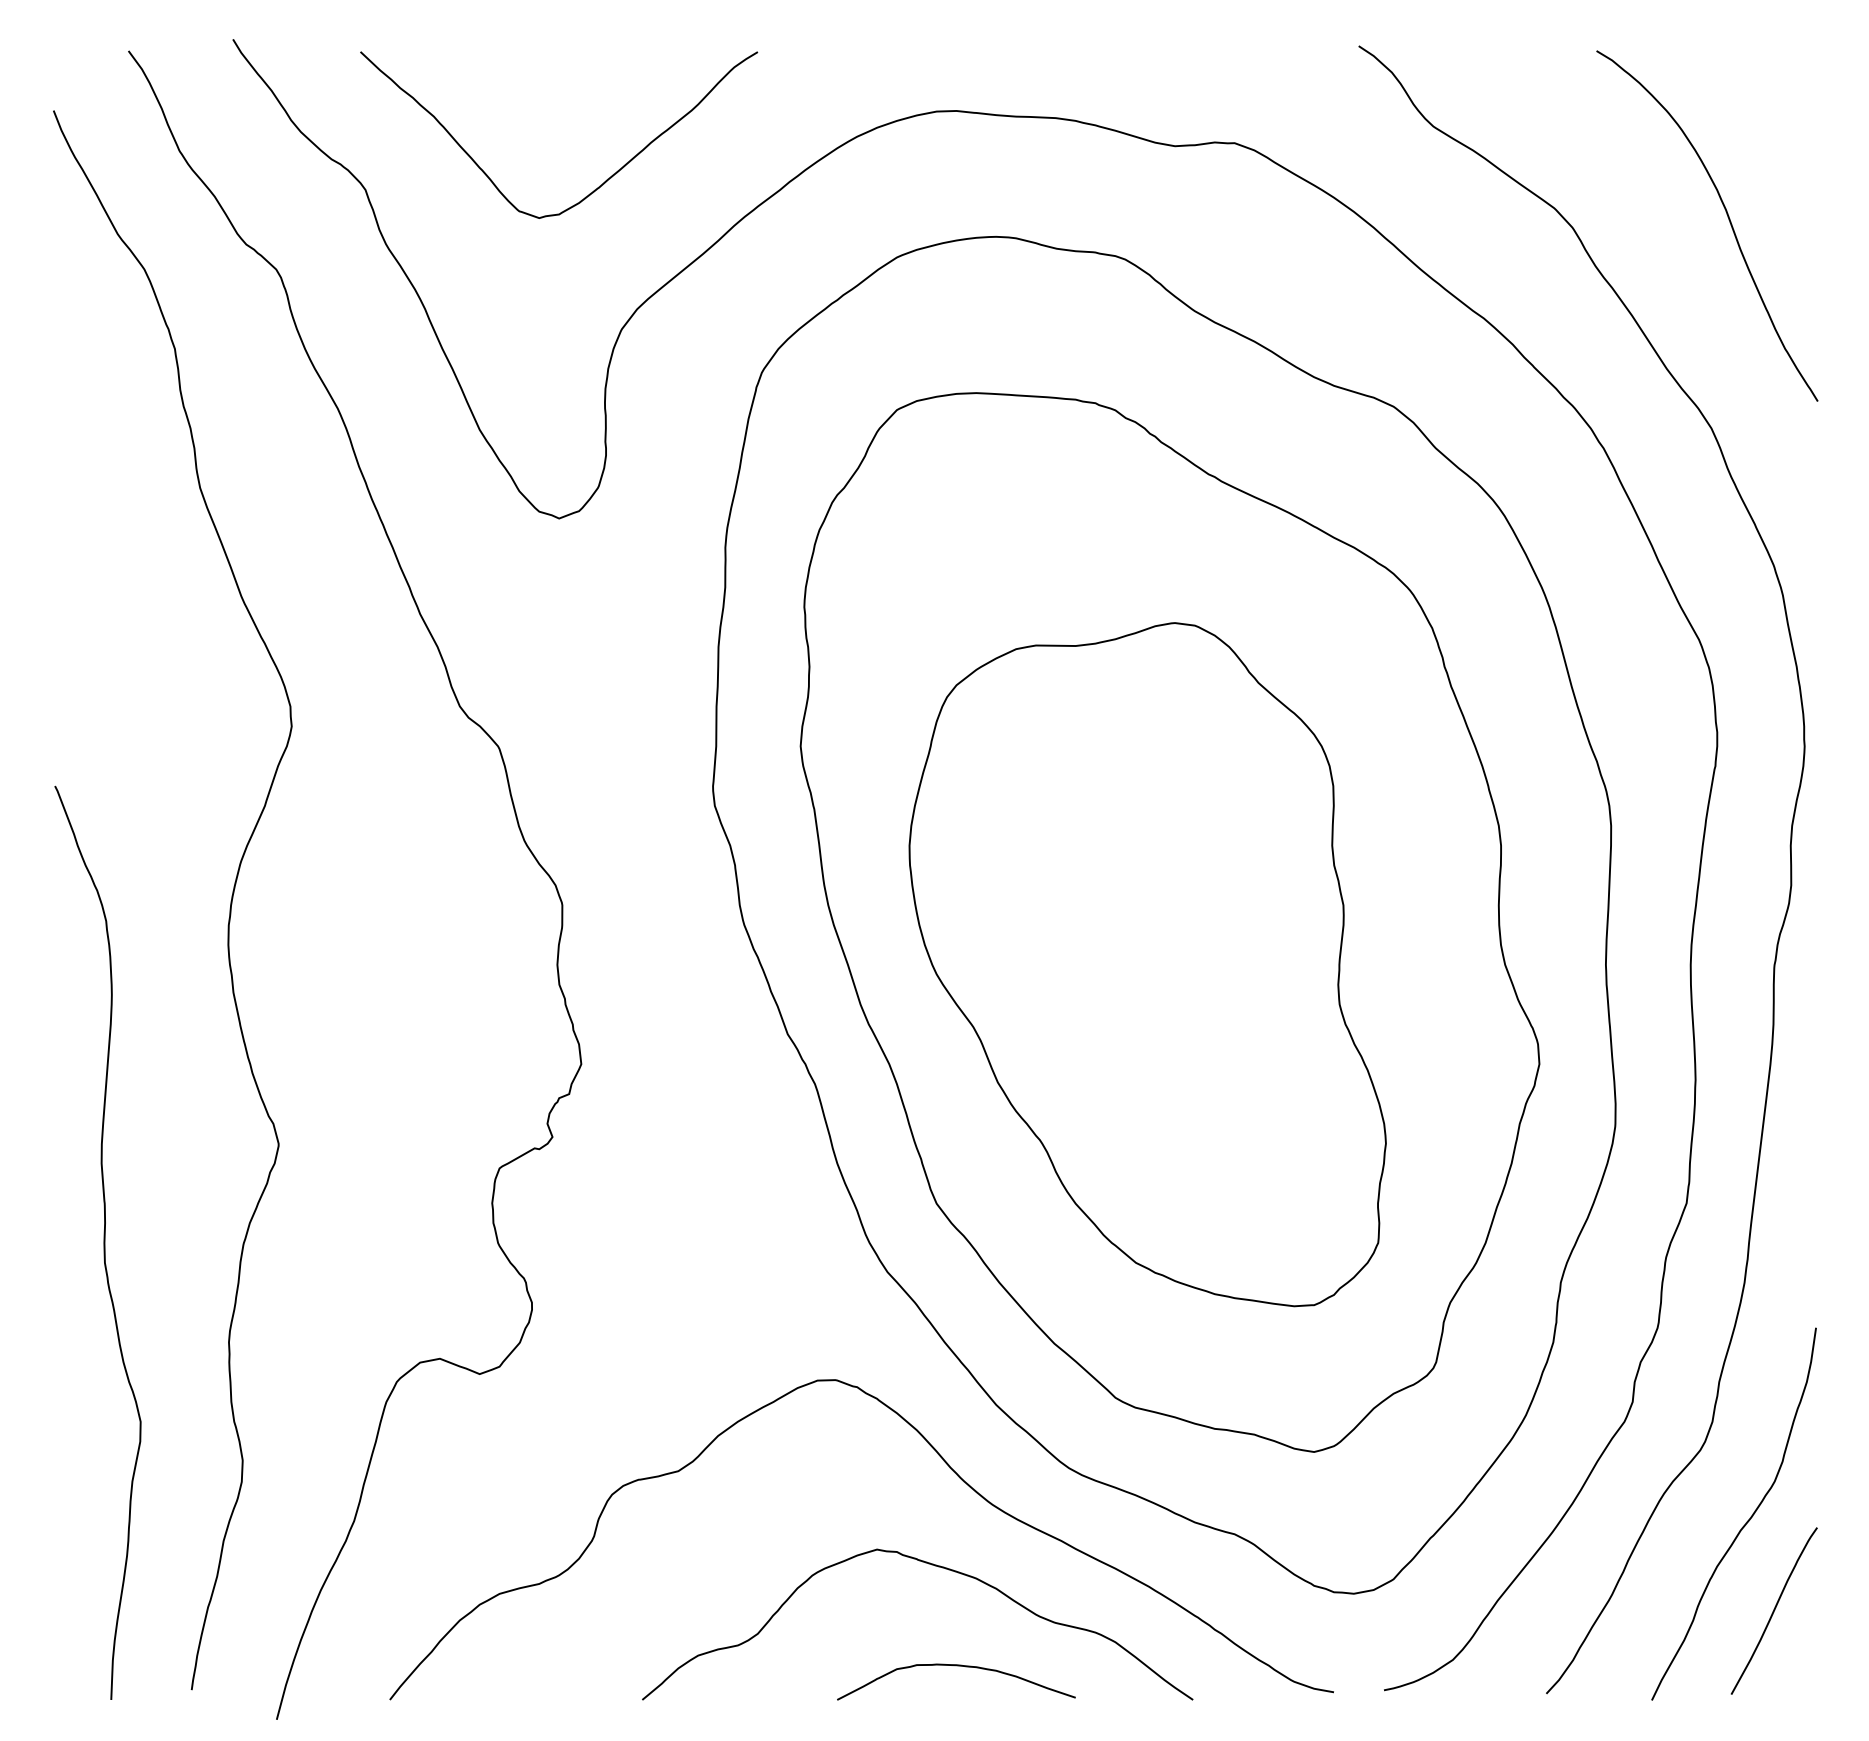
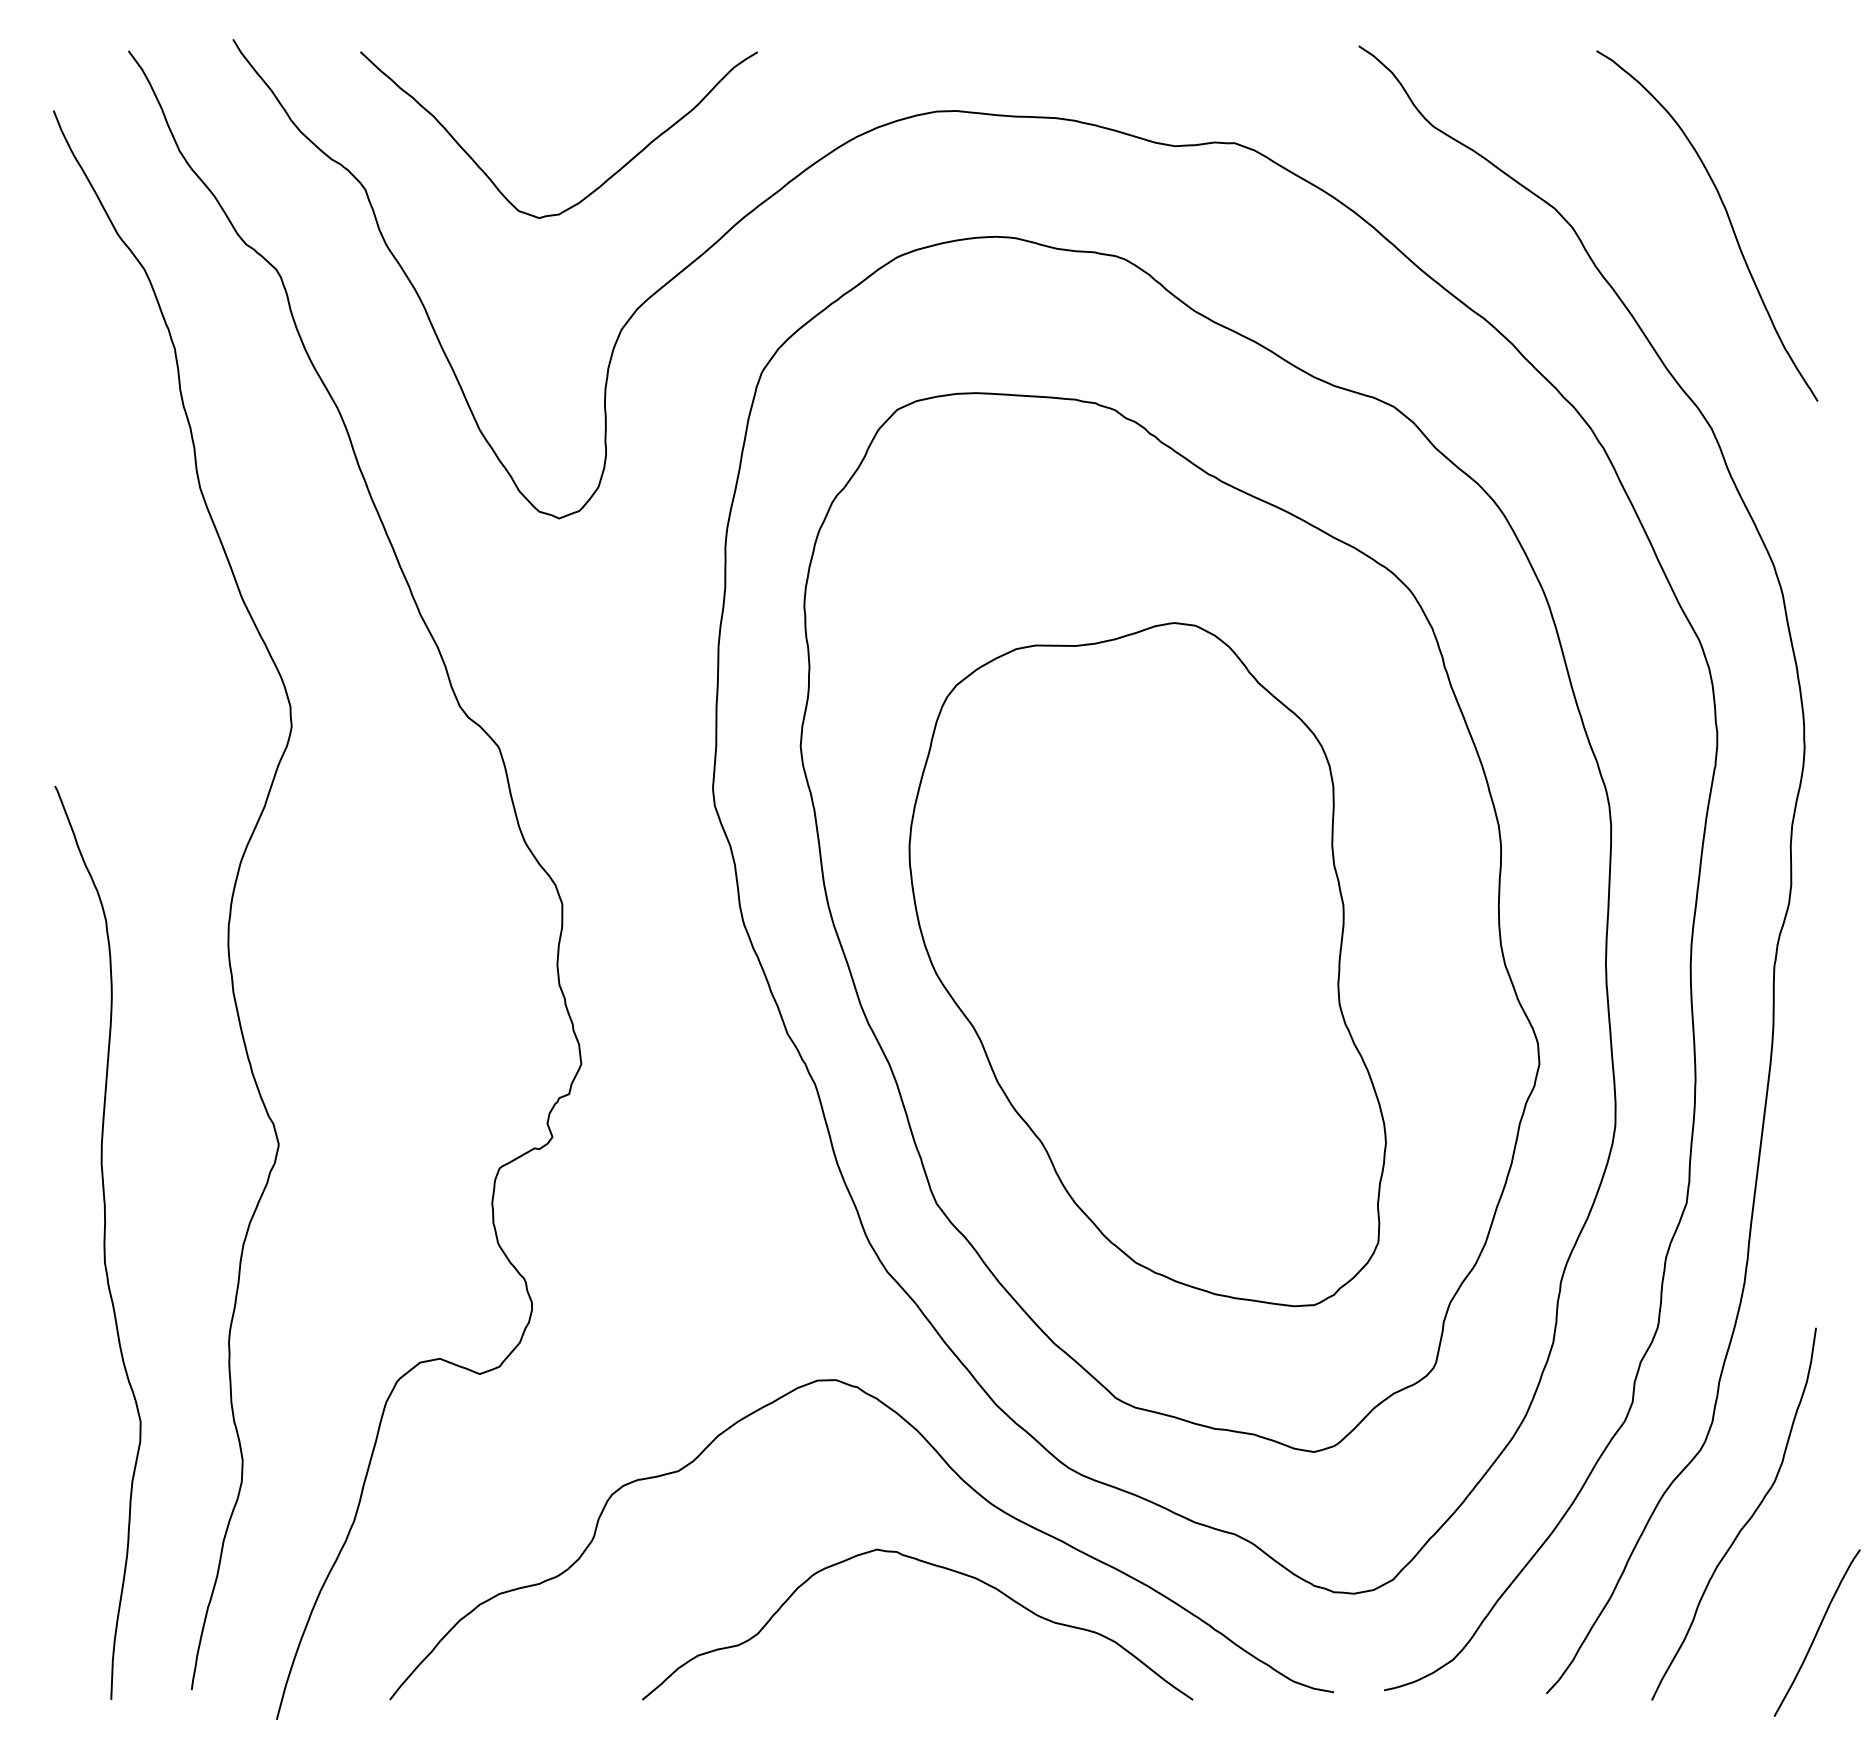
curve position: (1773, 1610) -> (1816, 1632) (1816, 1632)
curve: present -> none (956, 1666)
